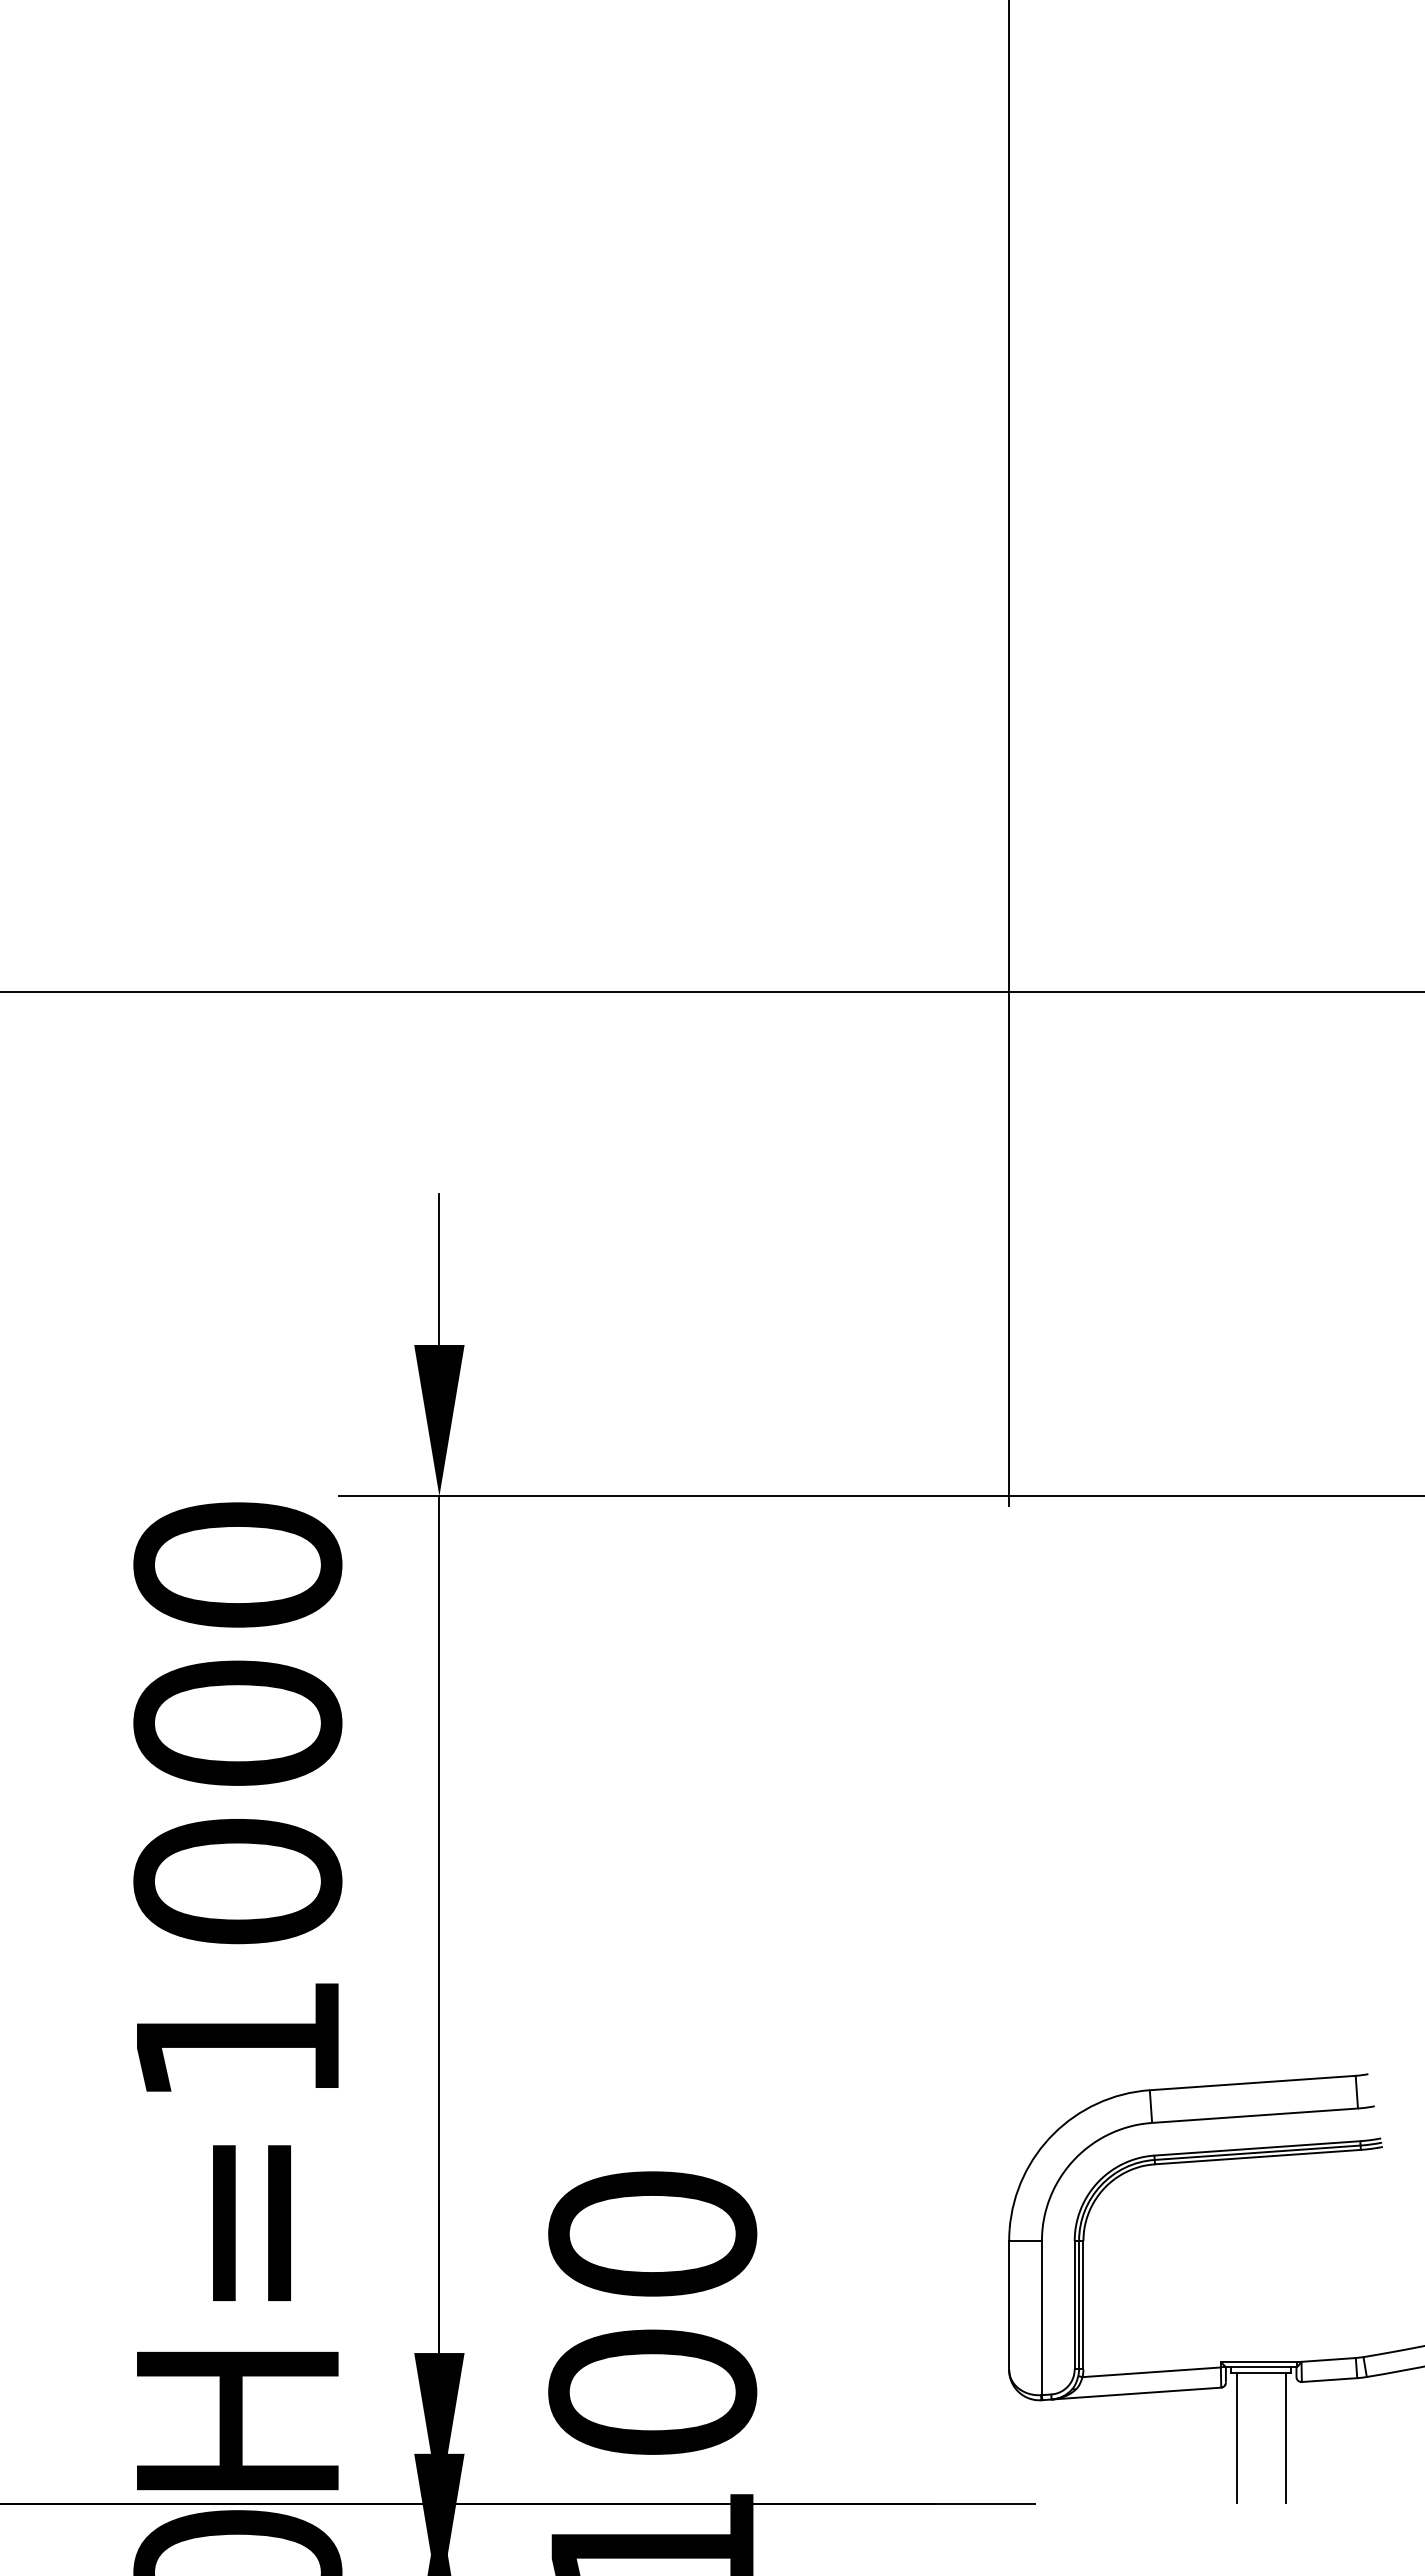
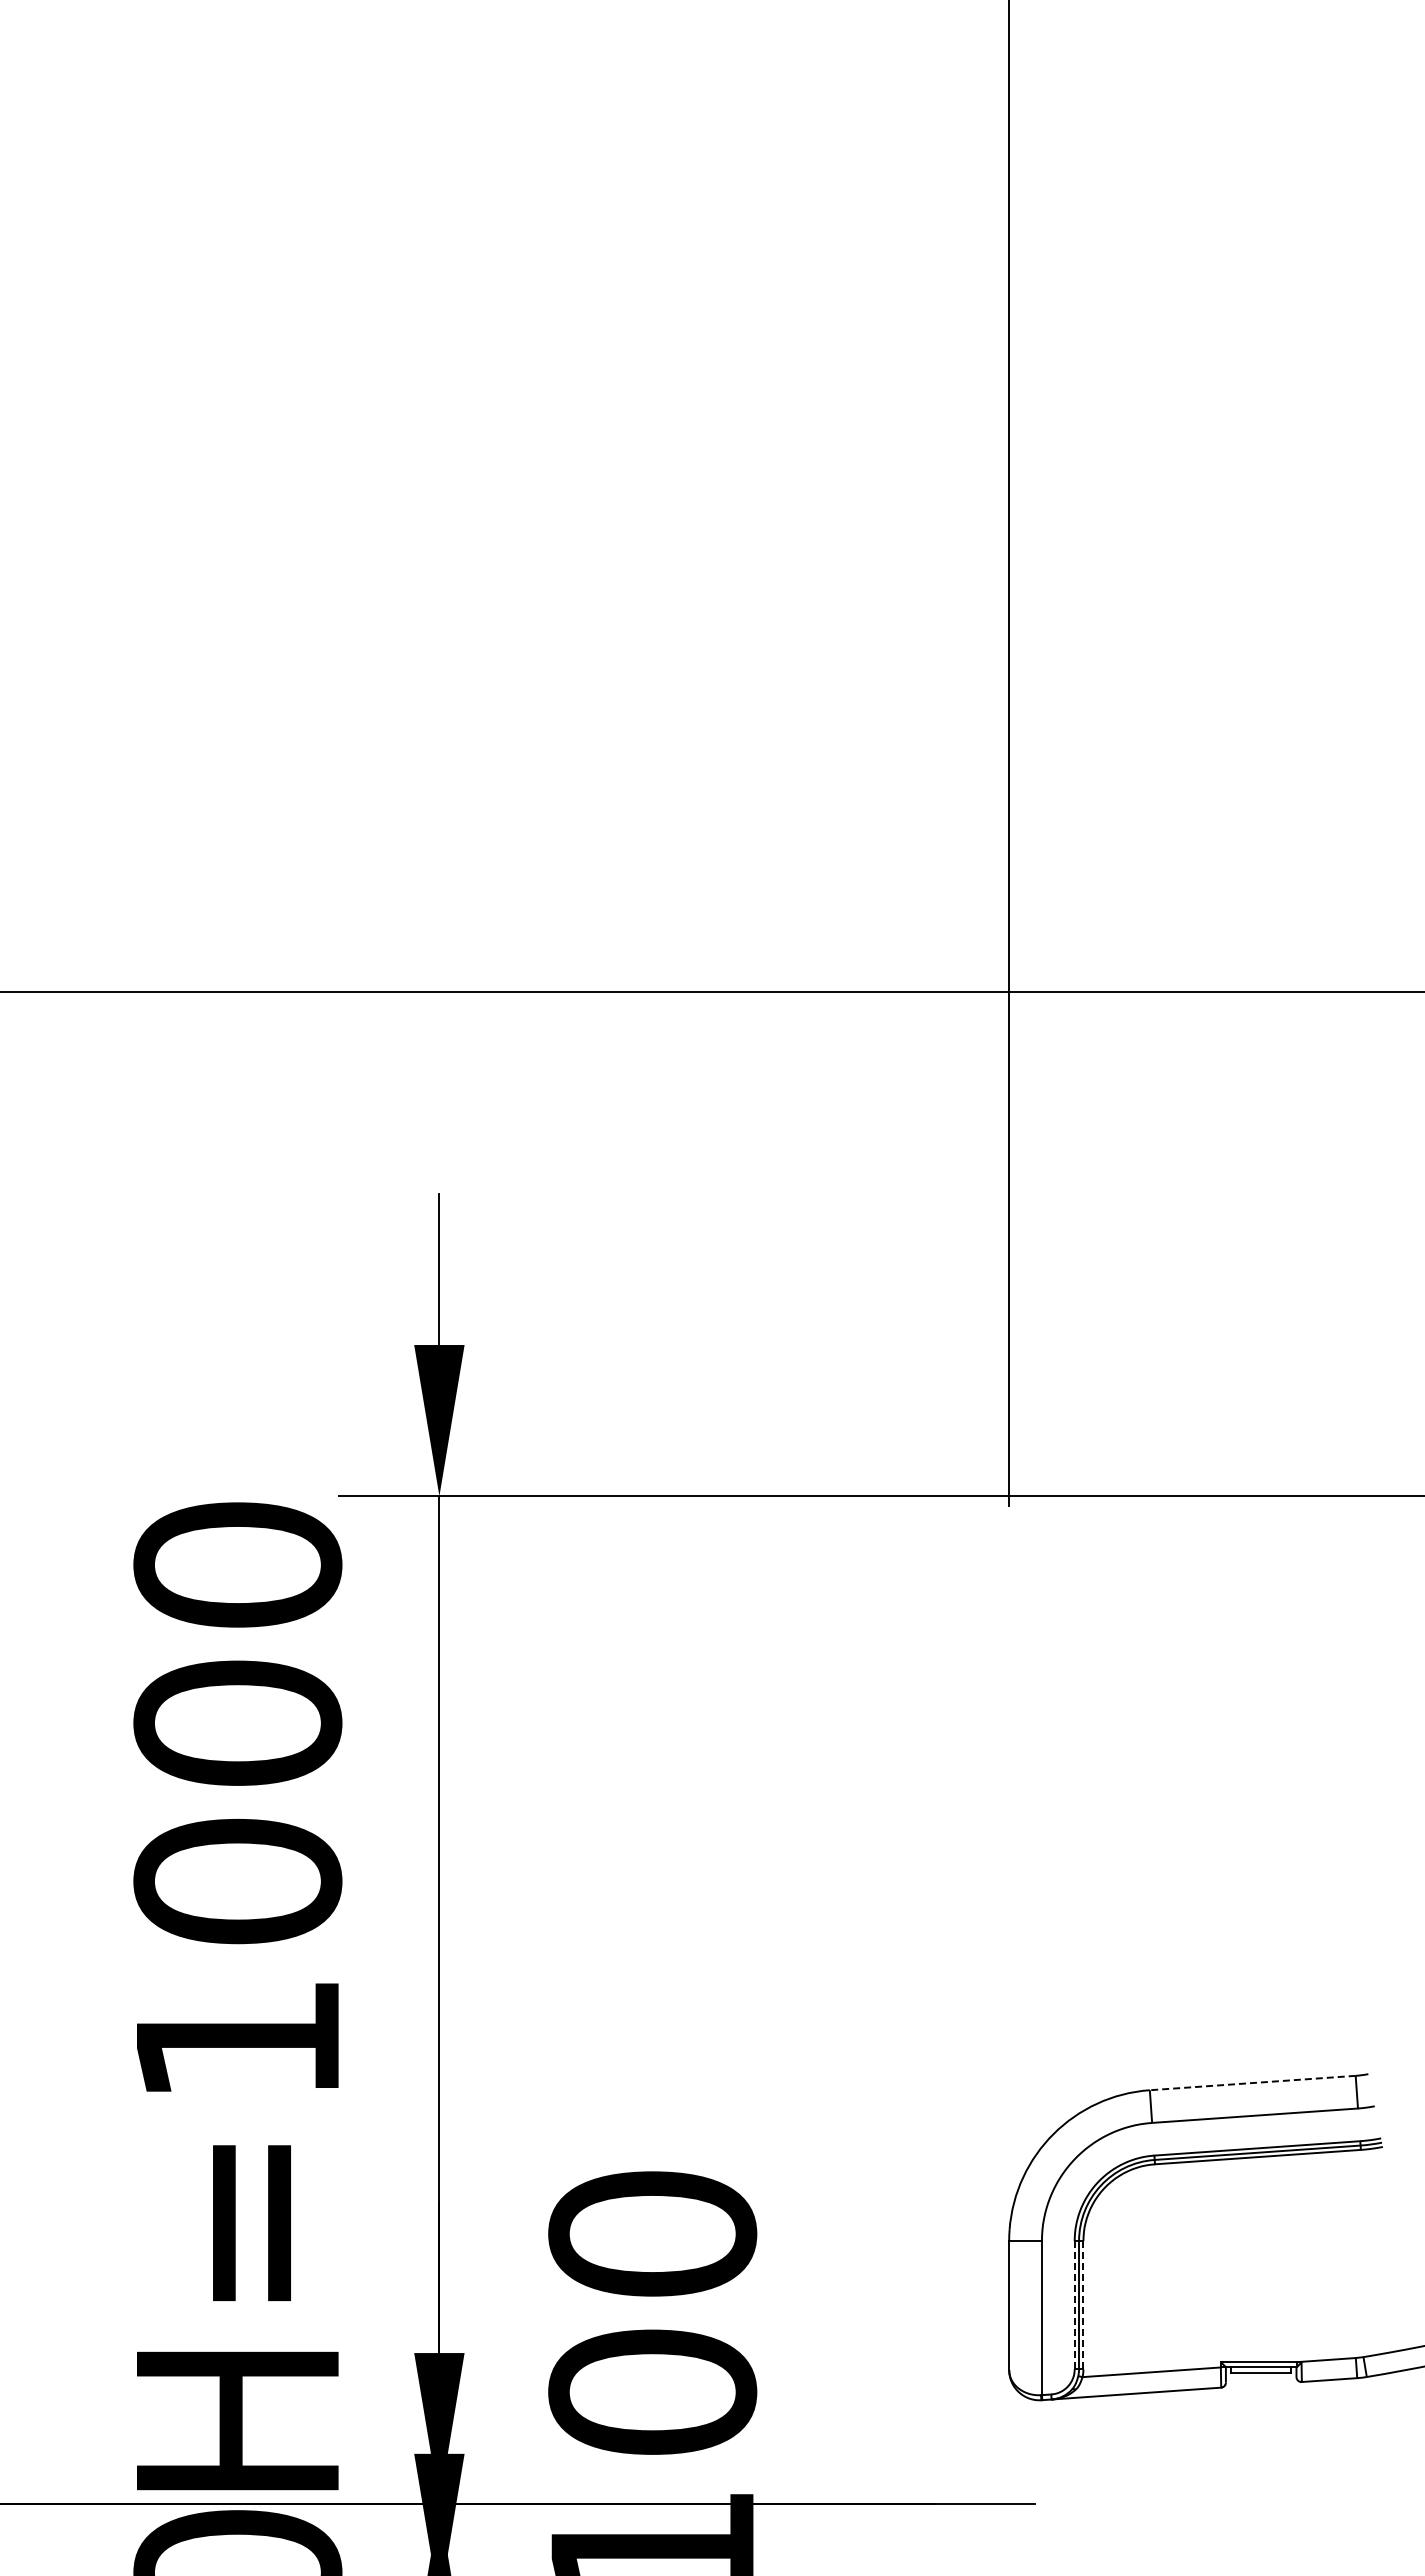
line: solid -> dashed (1252, 2083)
line: solid -> dashed (1074, 2304)
line: solid -> dashed (1083, 2304)
line: present -> none (1236, 2438)
line: present -> none (1285, 2438)
